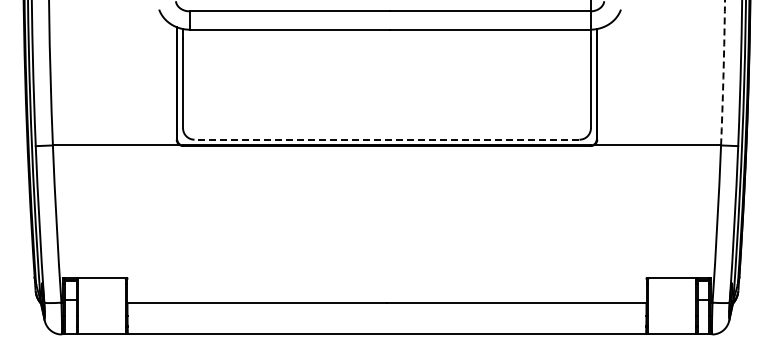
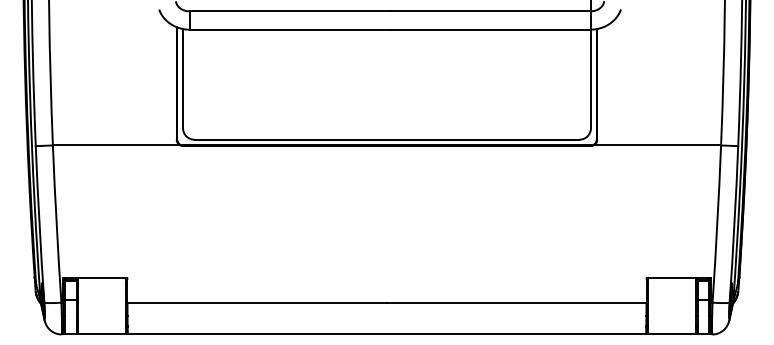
arc: dashed -> solid (723, 72)
line: dashed -> solid (386, 139)
